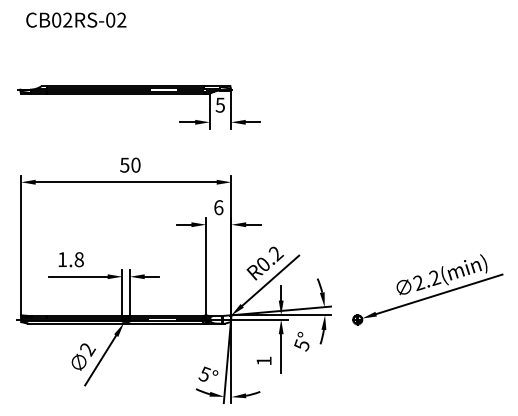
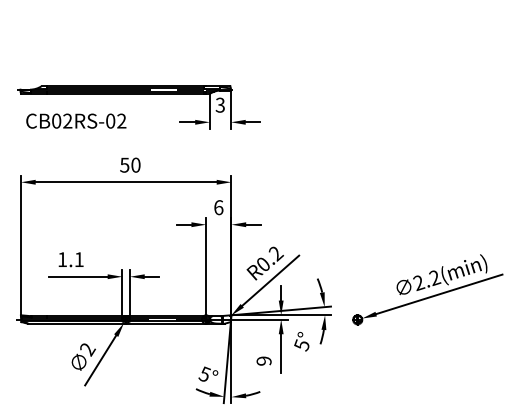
text position: (76, 19) -> (76, 120) (76, 120)
text: 5 -> 3 (220, 104)
text: 1.8 -> 1.1 (78, 259)
text: 1 -> 9 (263, 360)
